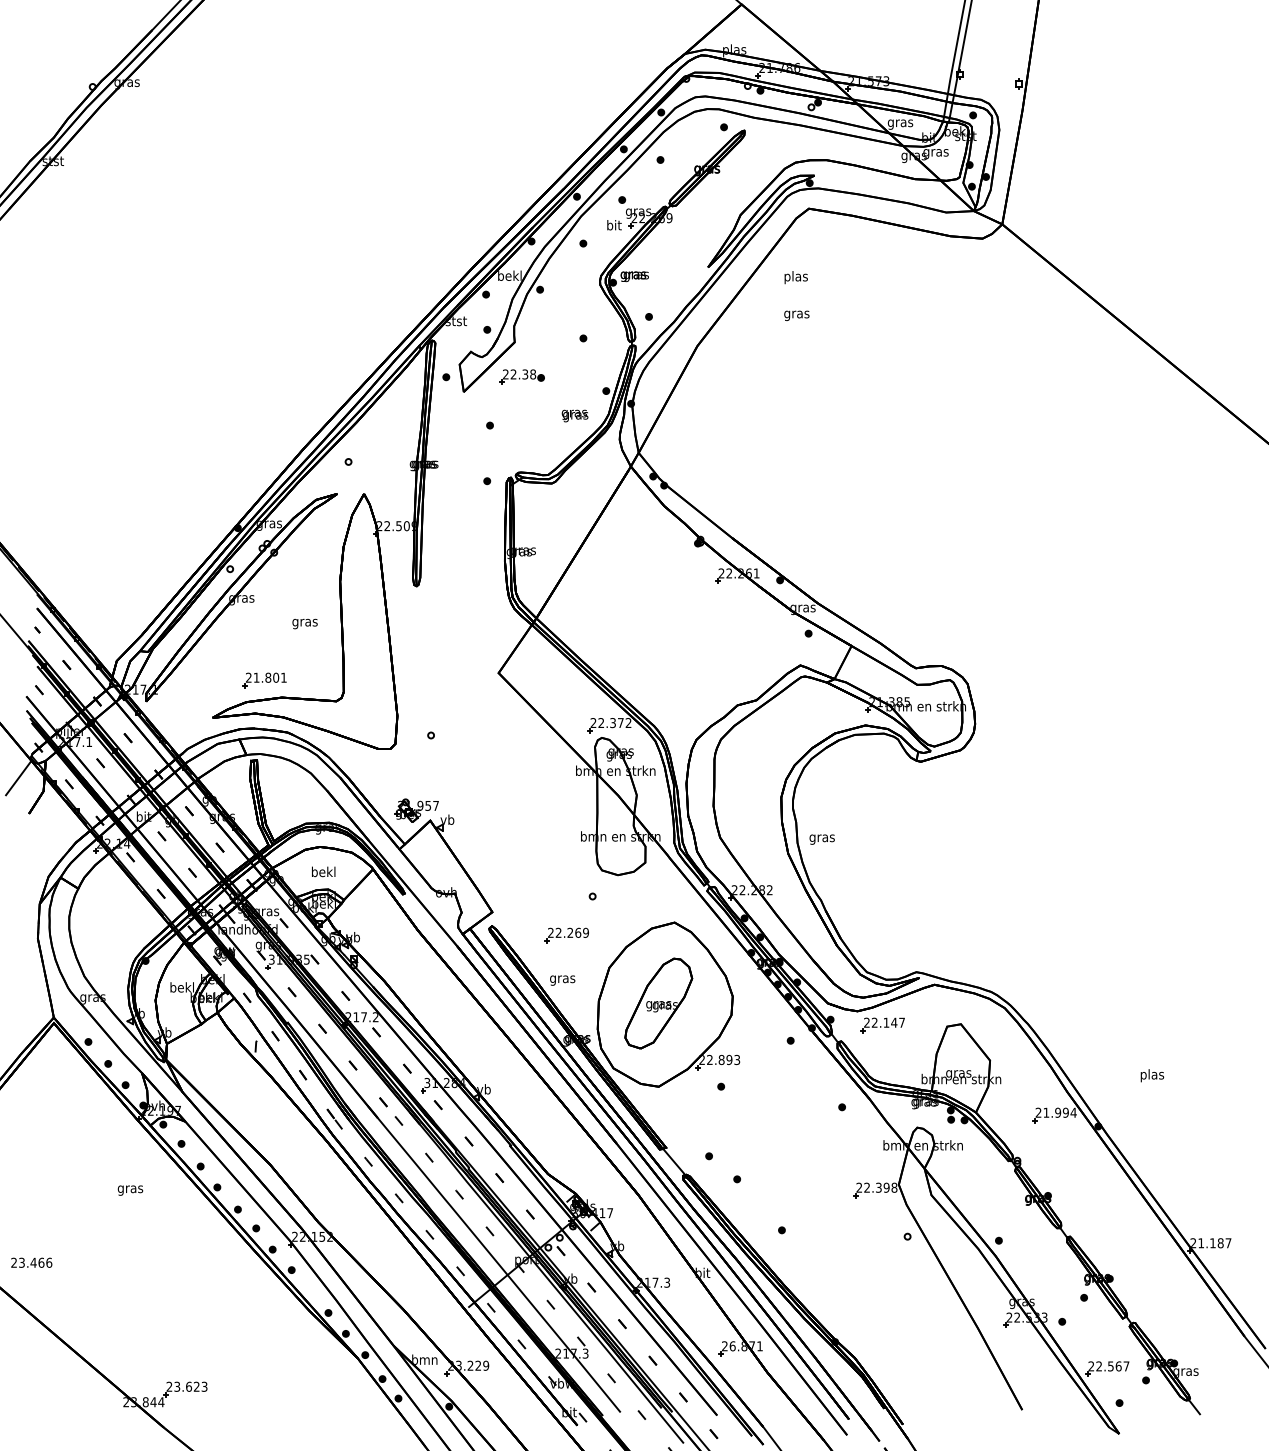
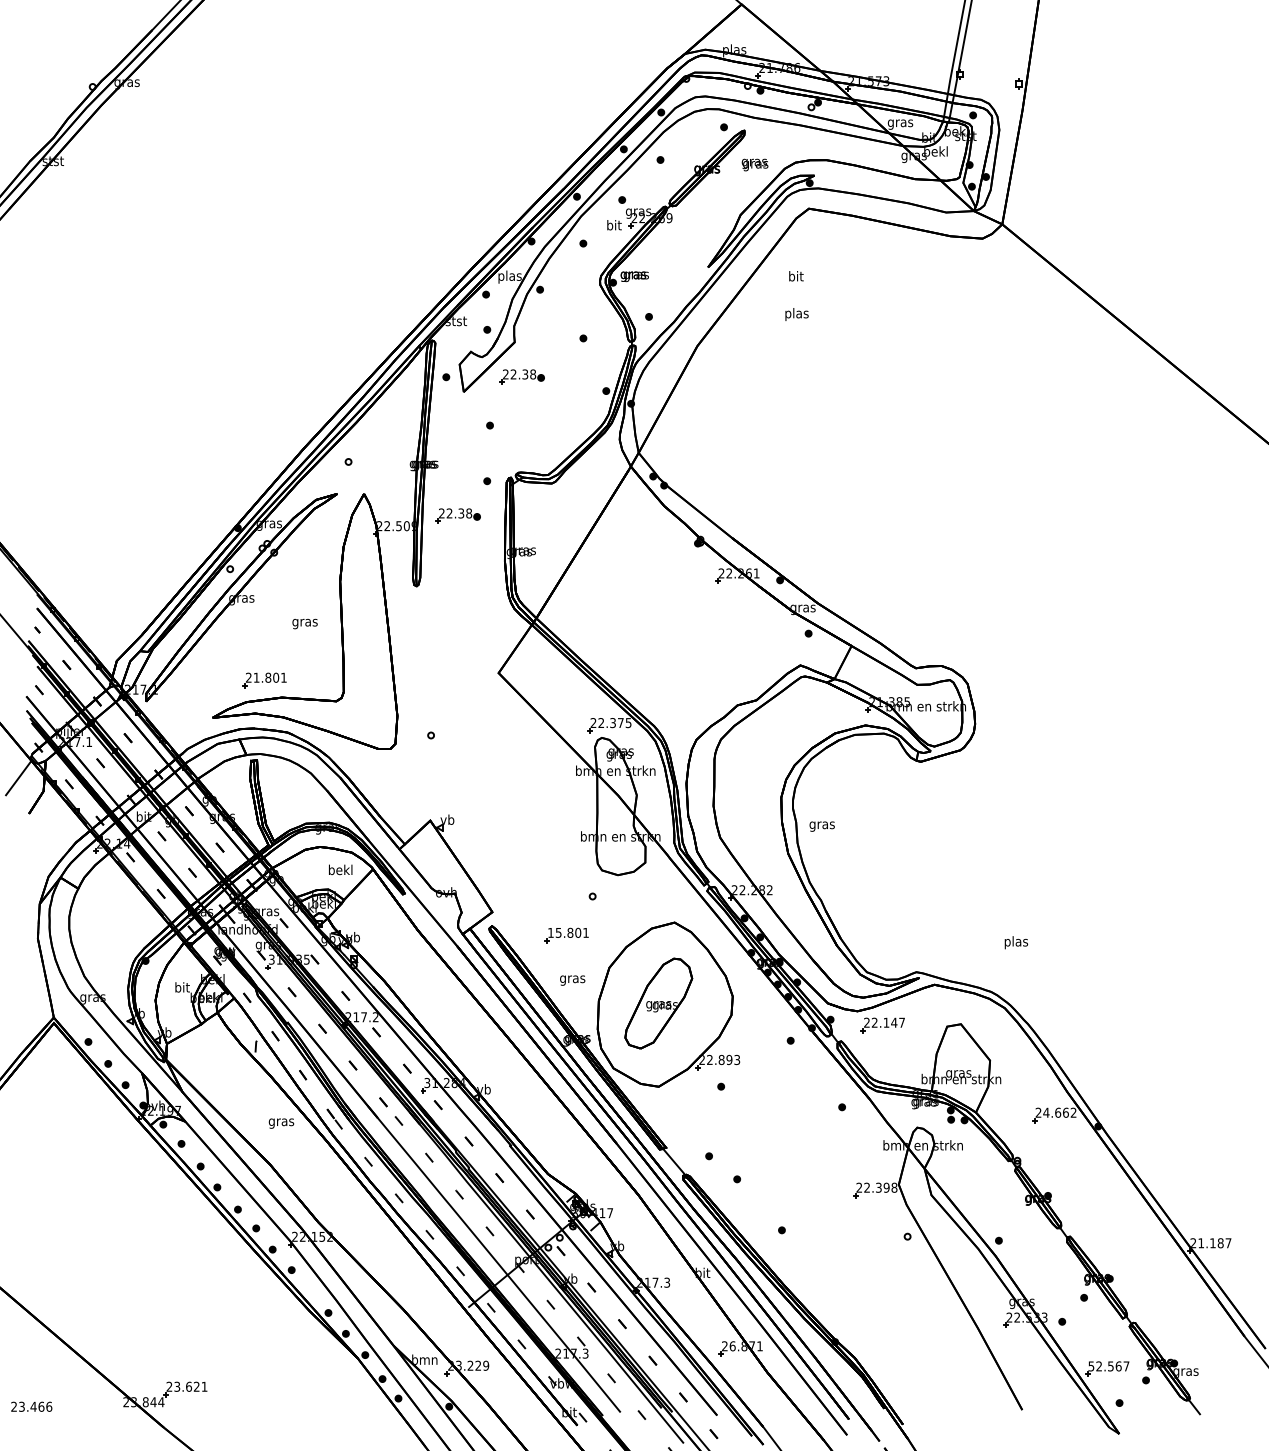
text: gras -> bekl (935, 152)
text: bekl -> plas (509, 276)
text: plas -> bit (795, 277)
text: gras -> plas (796, 314)
text position: (574, 415) -> (754, 164) (754, 164)
part: none -> present (457, 515)
text: 22.372 -> 22.375 (628, 723)
part: present -> none (416, 810)
text position: (821, 839) -> (821, 826) (821, 826)
text position: (323, 871) -> (340, 869) (340, 869)
text: 22.269 -> 15.801 (568, 932)
text position: (562, 980) -> (572, 980) (572, 980)
text: bekl -> bit (181, 987)
text position: (1152, 1075) -> (1016, 942) (1016, 942)
text: 21.994 -> 24.662 (1059, 1112)
text position: (130, 1190) -> (281, 1123) (281, 1123)
text position: (31, 1262) -> (31, 1406) (31, 1406)
text: 22.567 -> 52.567 (1091, 1366)
text: 23.623 -> 23.621 (204, 1386)
